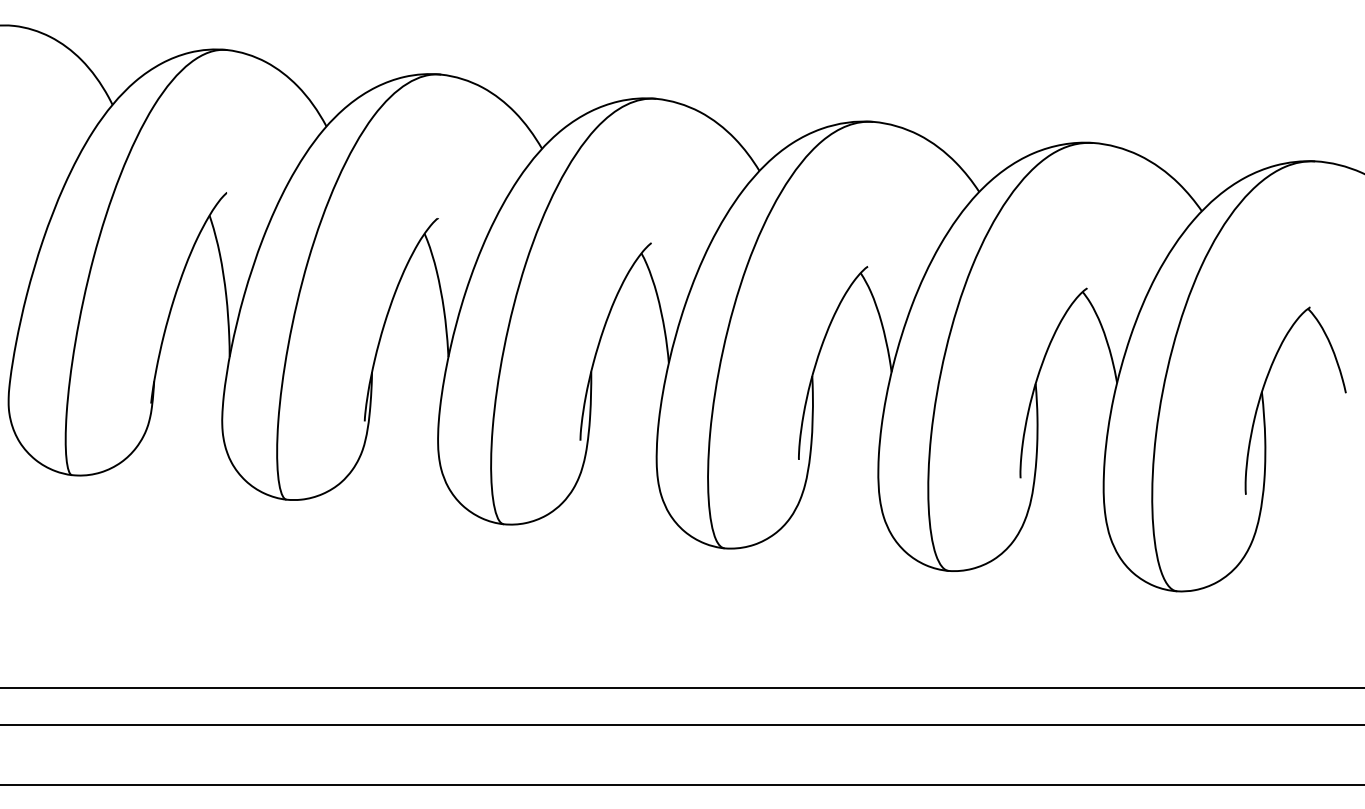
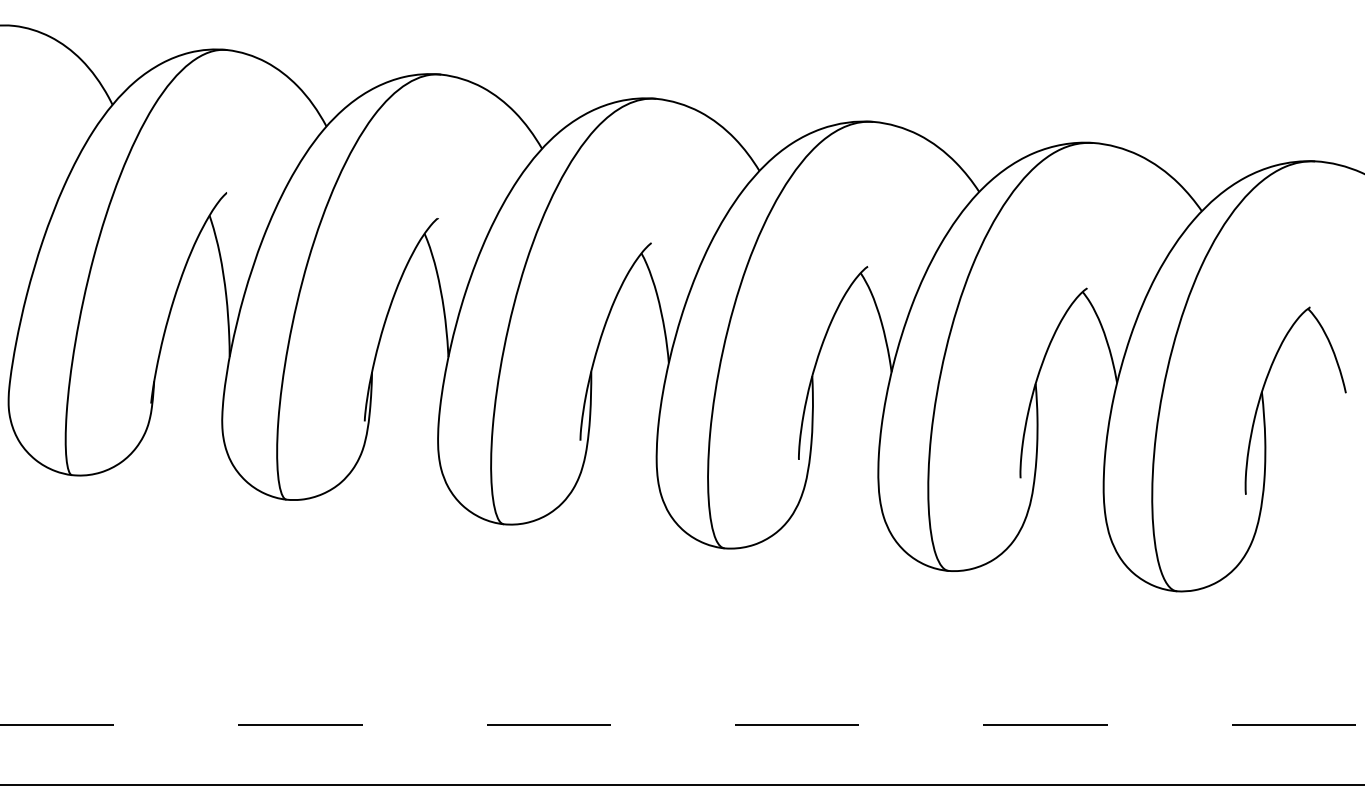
line: present -> none (681, 688)
line: solid -> dashed (681, 725)
